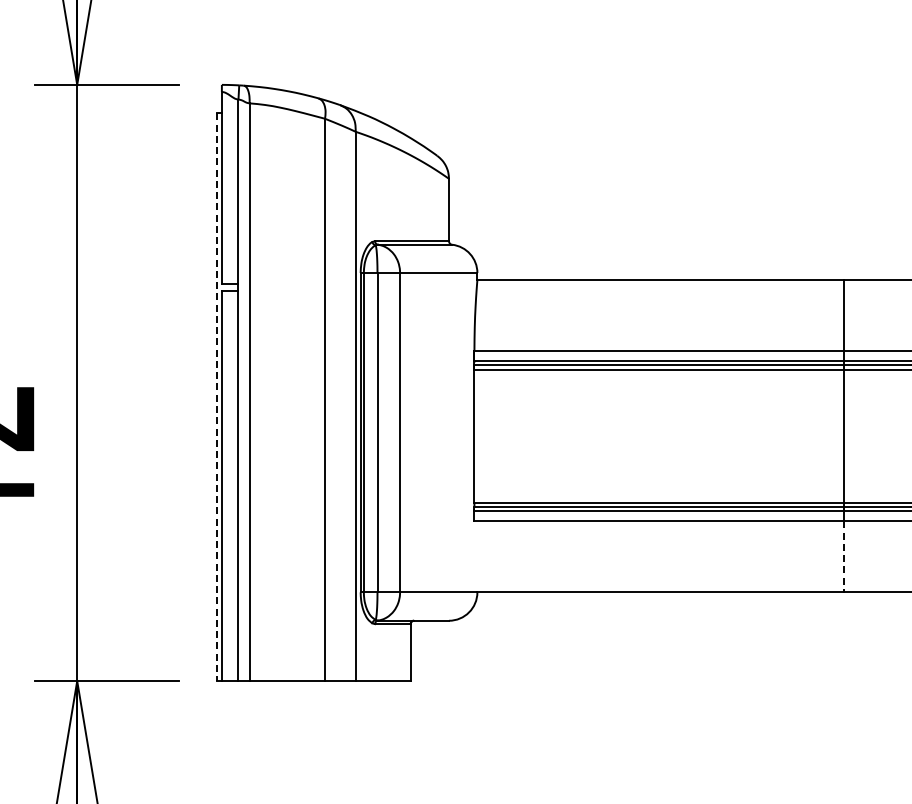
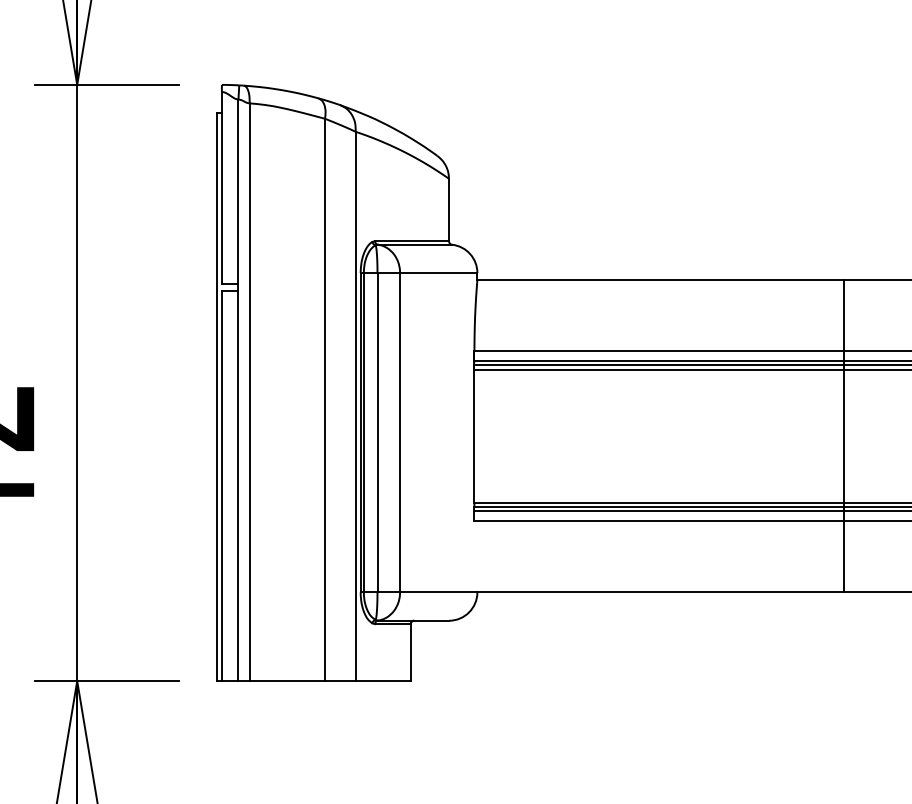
line: dashed -> solid (216, 397)
line: dashed -> solid (843, 557)
